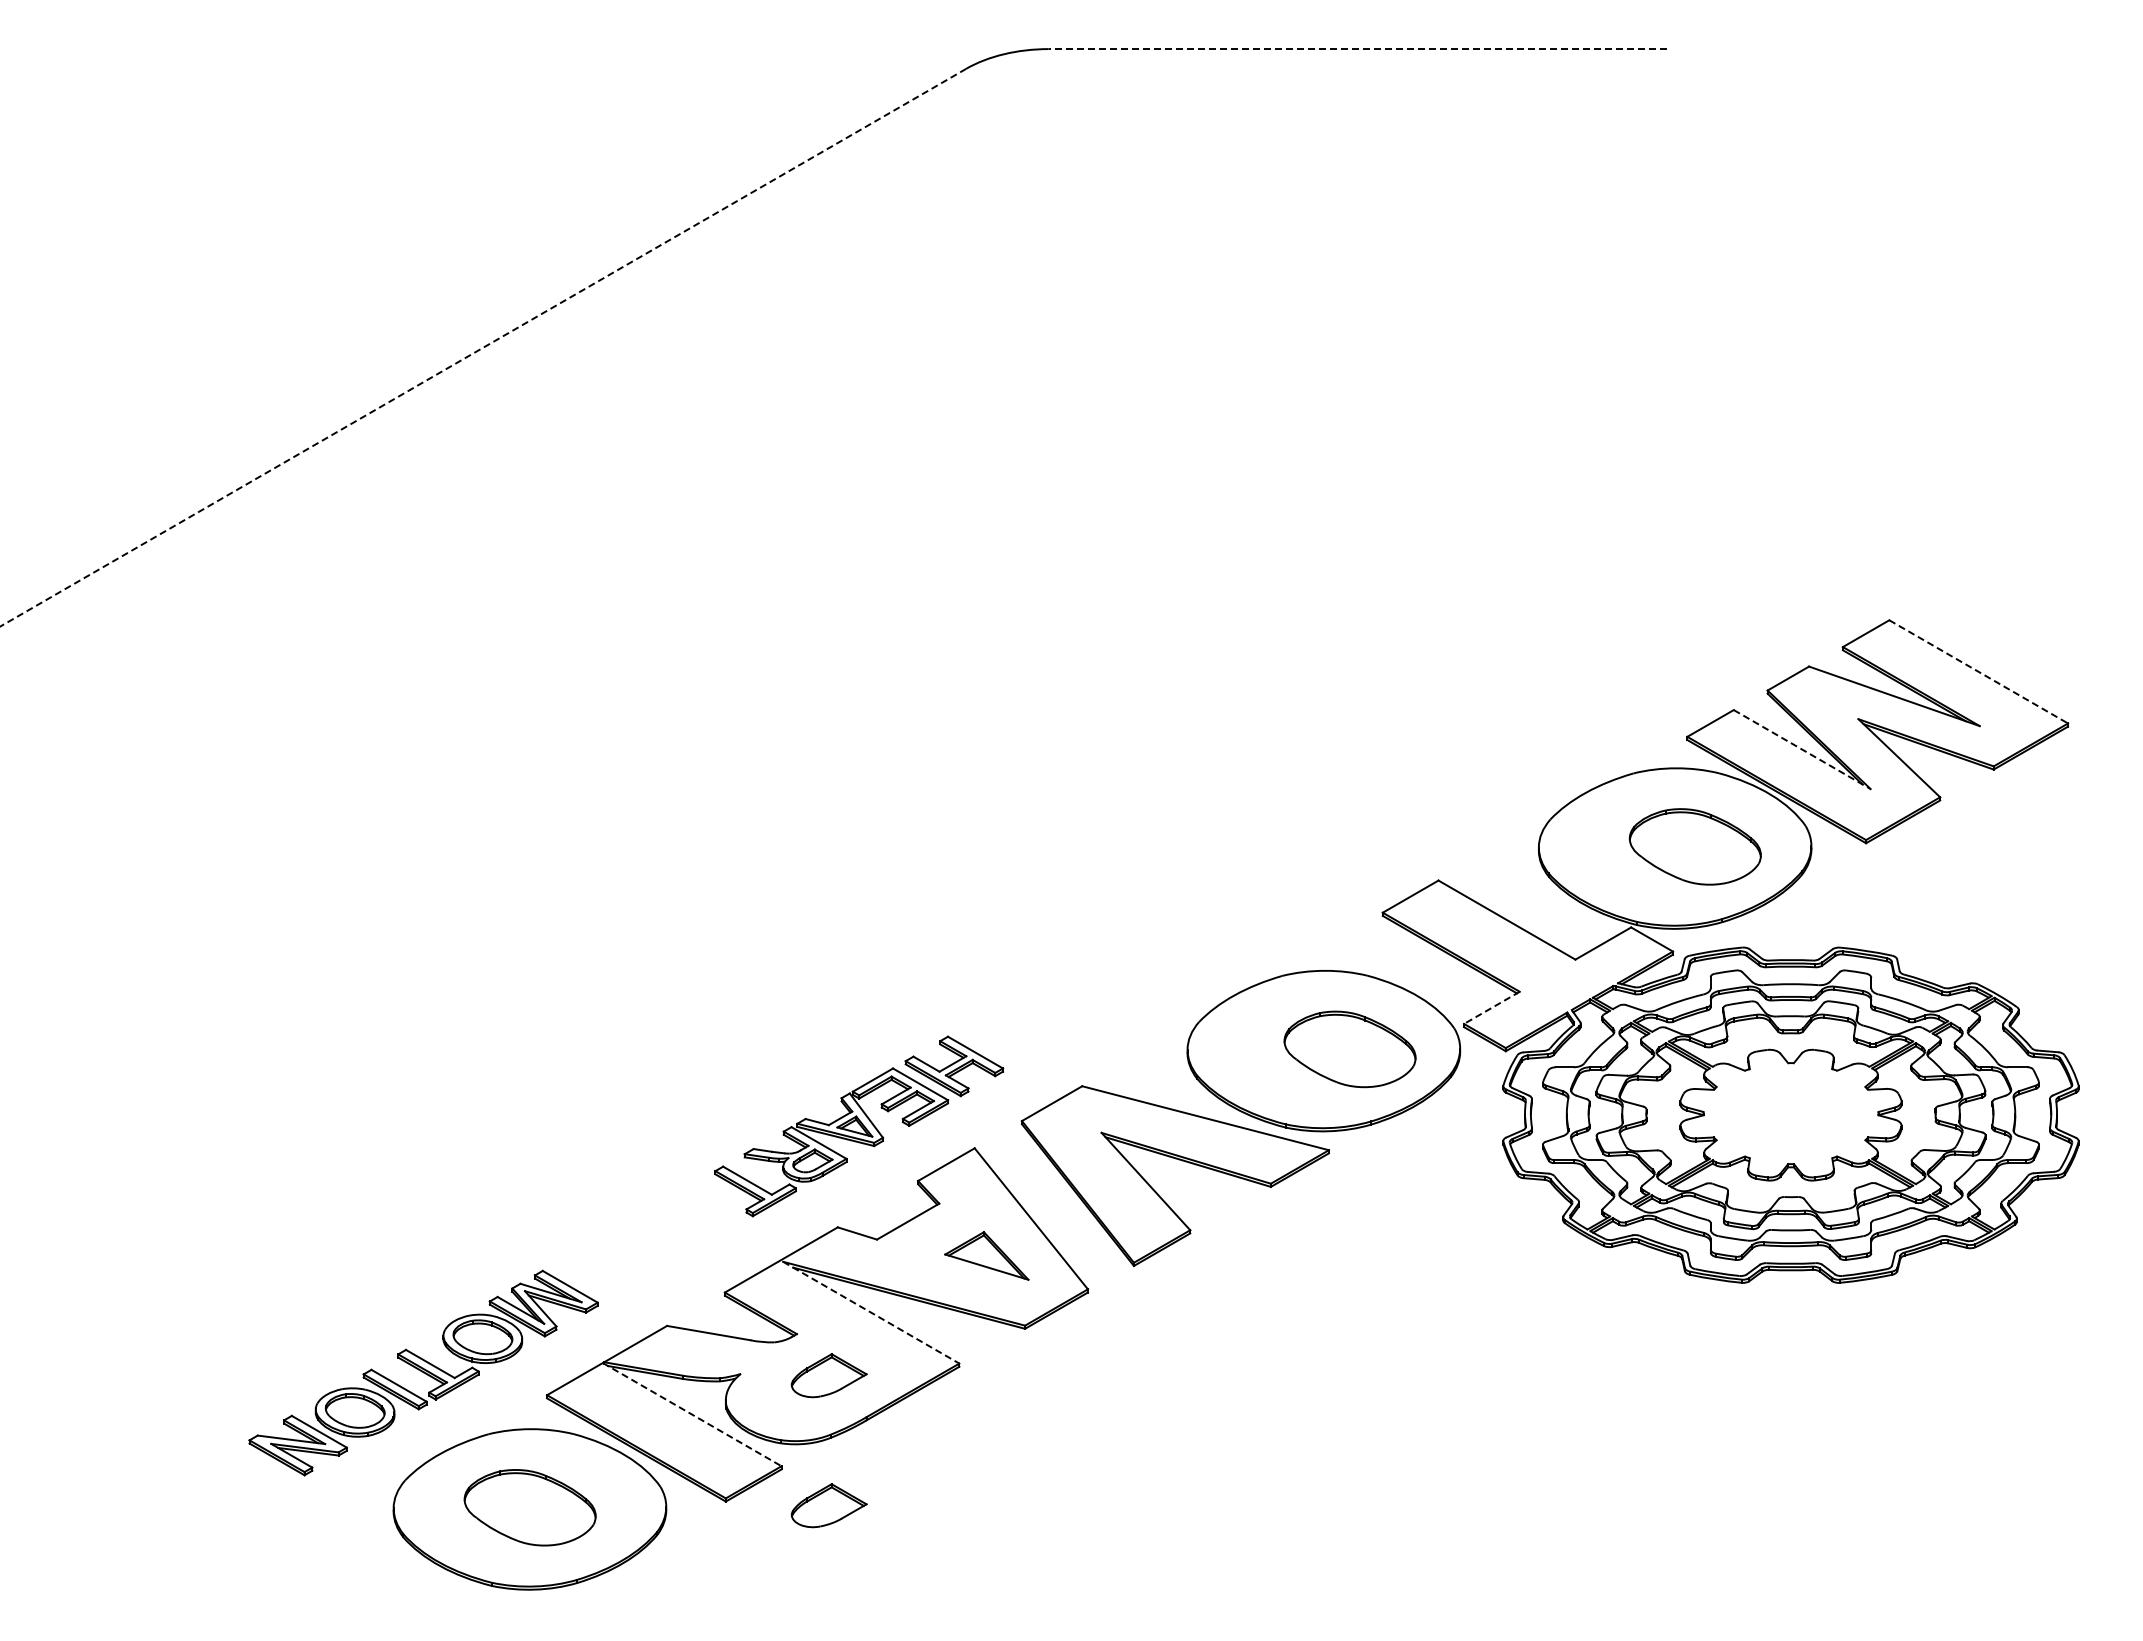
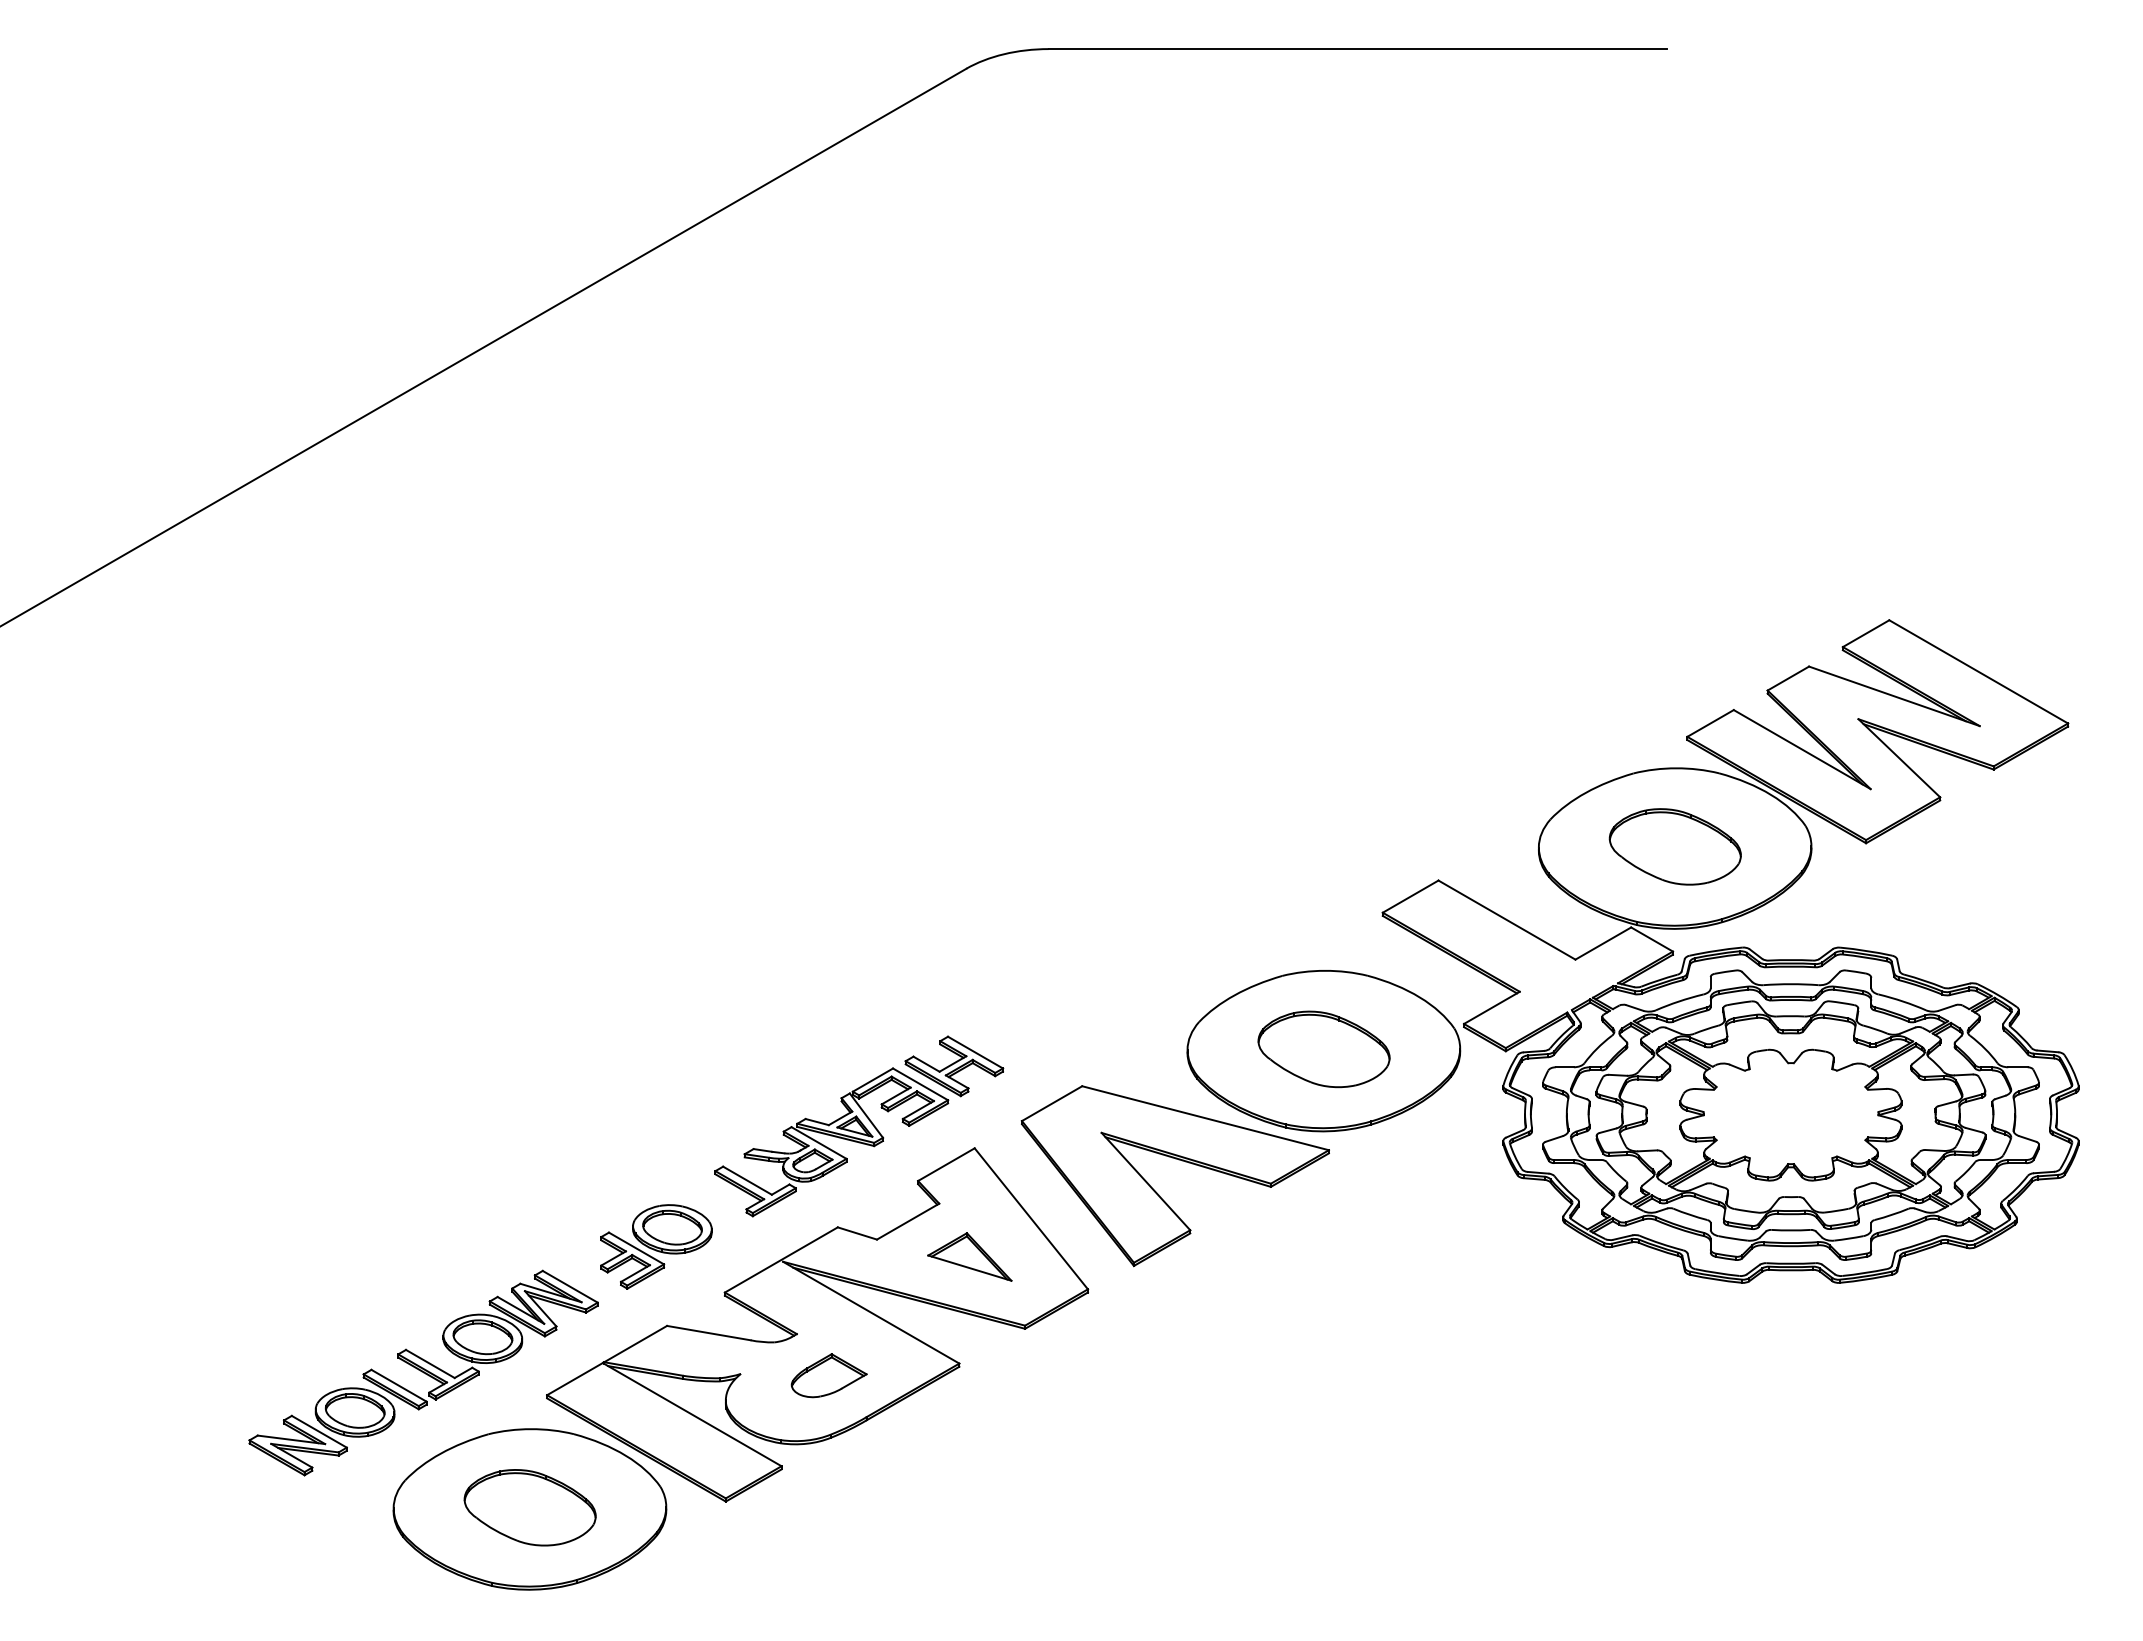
line: dashed -> solid (1357, 49)
line: dashed -> solid (483, 347)
line: dashed -> solid (1979, 672)
line: dashed -> solid (1802, 749)
part position: (1694, 846) -> (1674, 846) (1674, 846)
line: dashed -> solid (1491, 1008)
part position: (1349, 1049) -> (1323, 1049) (1323, 1049)
part: none -> present (656, 1246)
part position: (986, 1255) -> (969, 1256) (969, 1256)
line: dashed -> solid (871, 1312)
line: dashed -> solid (692, 1414)
part: present -> none (828, 1505)
